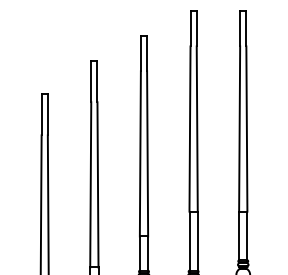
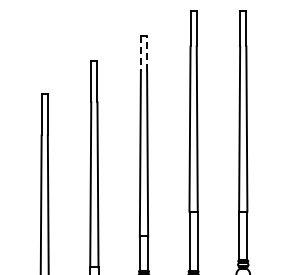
line: solid -> dashed (140, 53)
line: solid -> dashed (147, 53)
